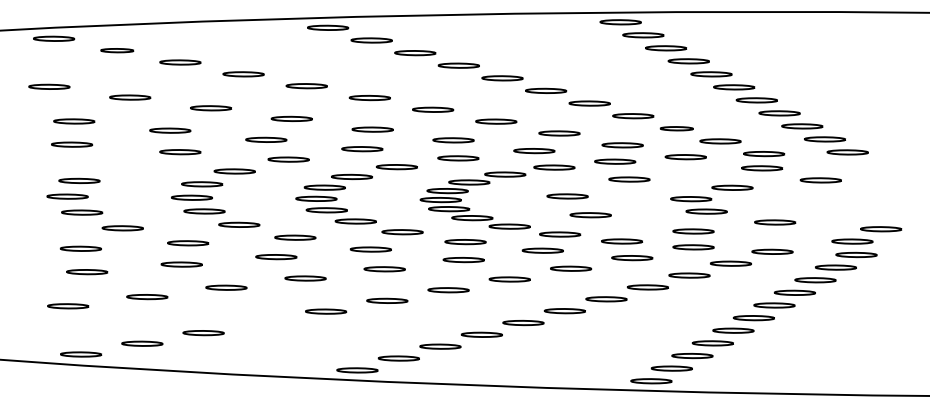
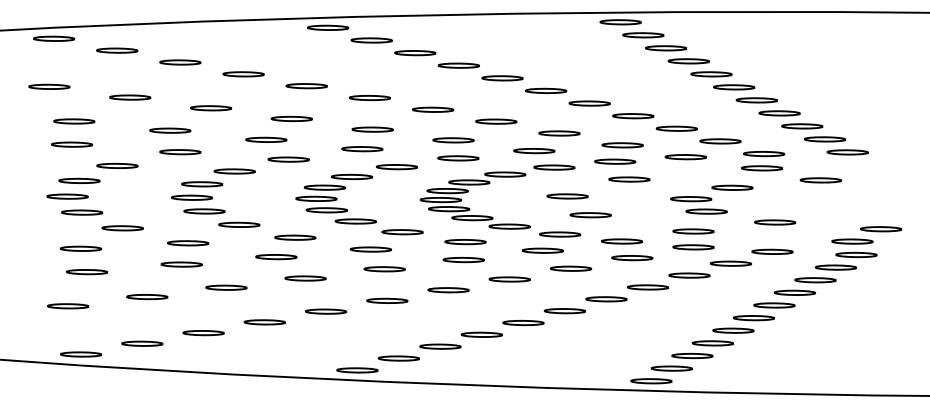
part size: 35x6 px -> 43x7 px (117, 50)
part size: 35x6 px -> 43x7 px (676, 128)
part: none -> present (117, 165)
part: none -> present (264, 322)
